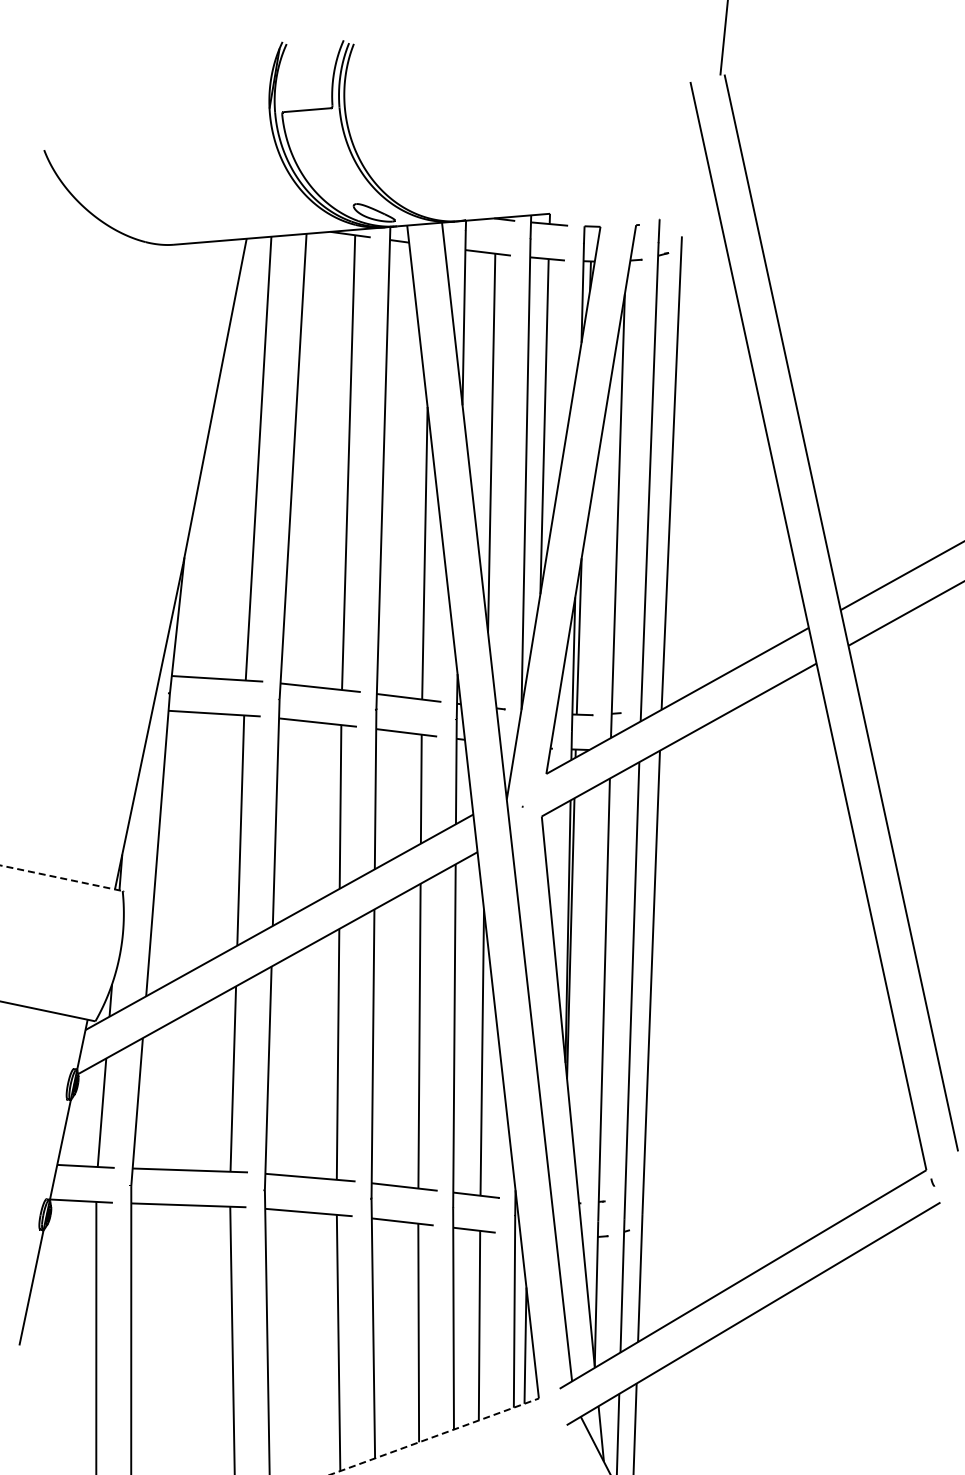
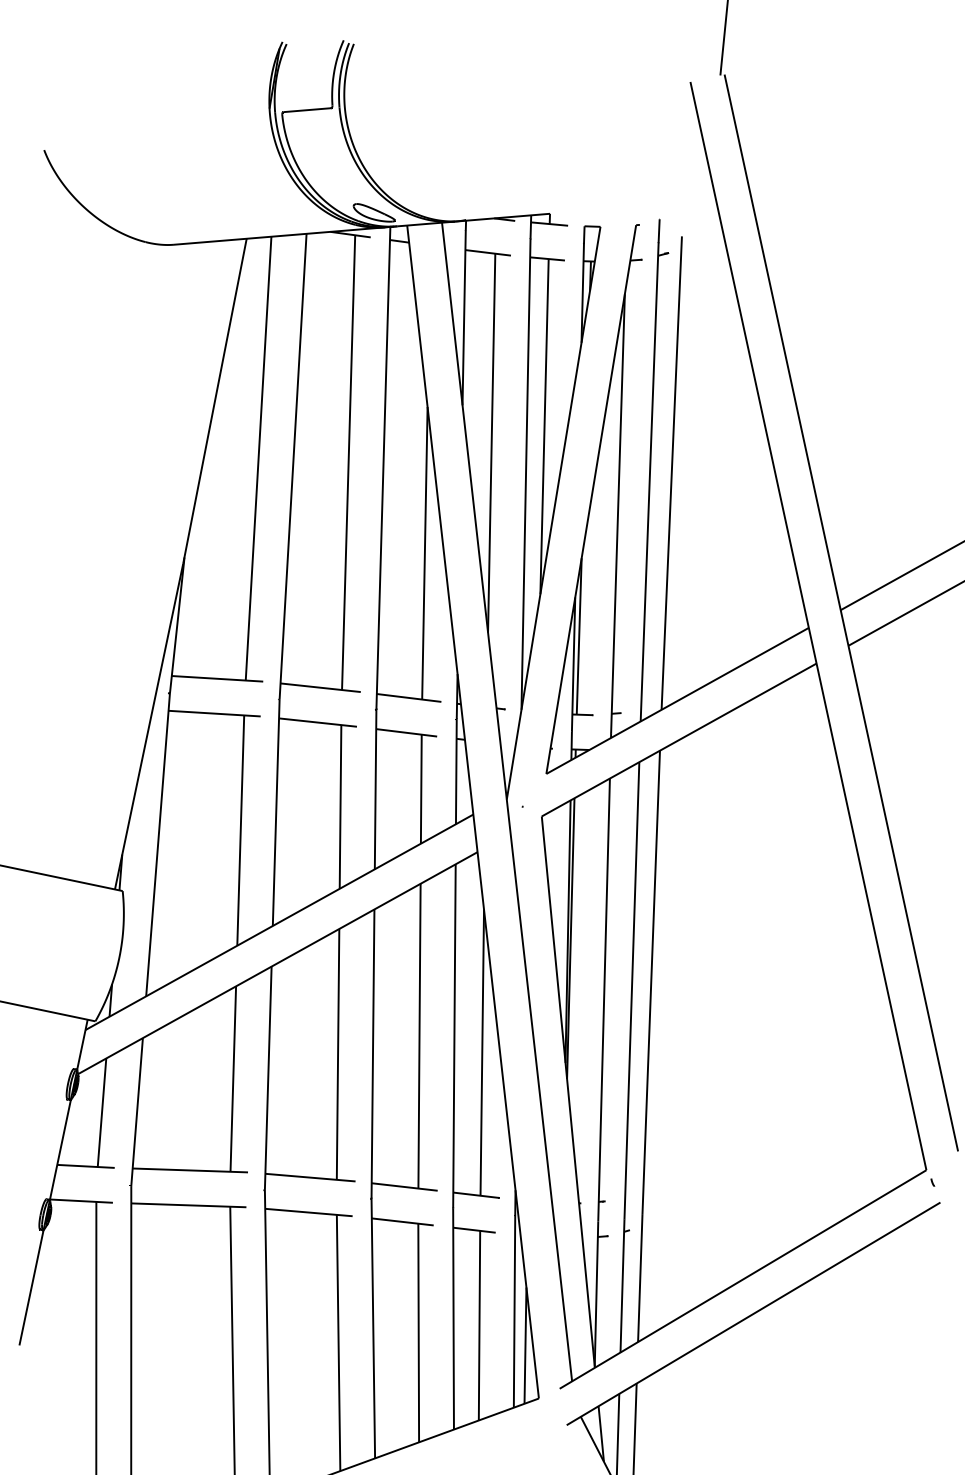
line: dashed -> solid (62, 878)
line: dashed -> solid (434, 1436)
